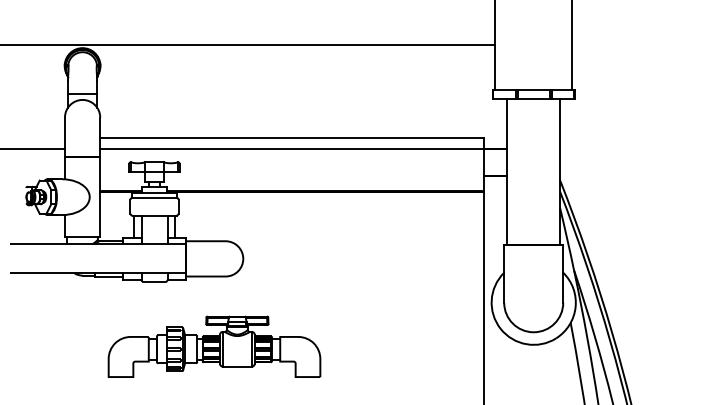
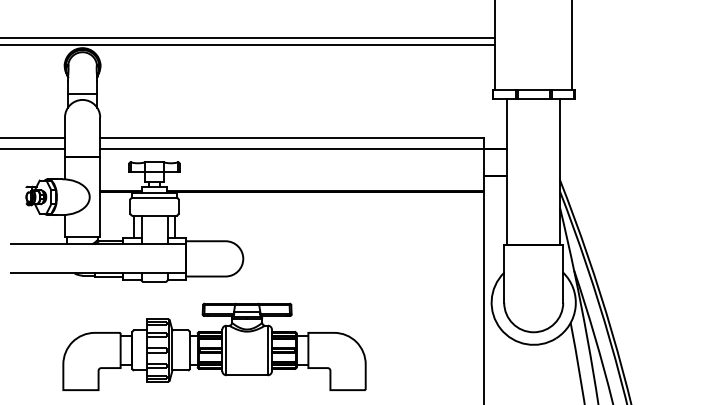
line: none -> present (248, 38)
line: none -> present (33, 137)
part size: 215x63 px -> 305x89 px (214, 346)
